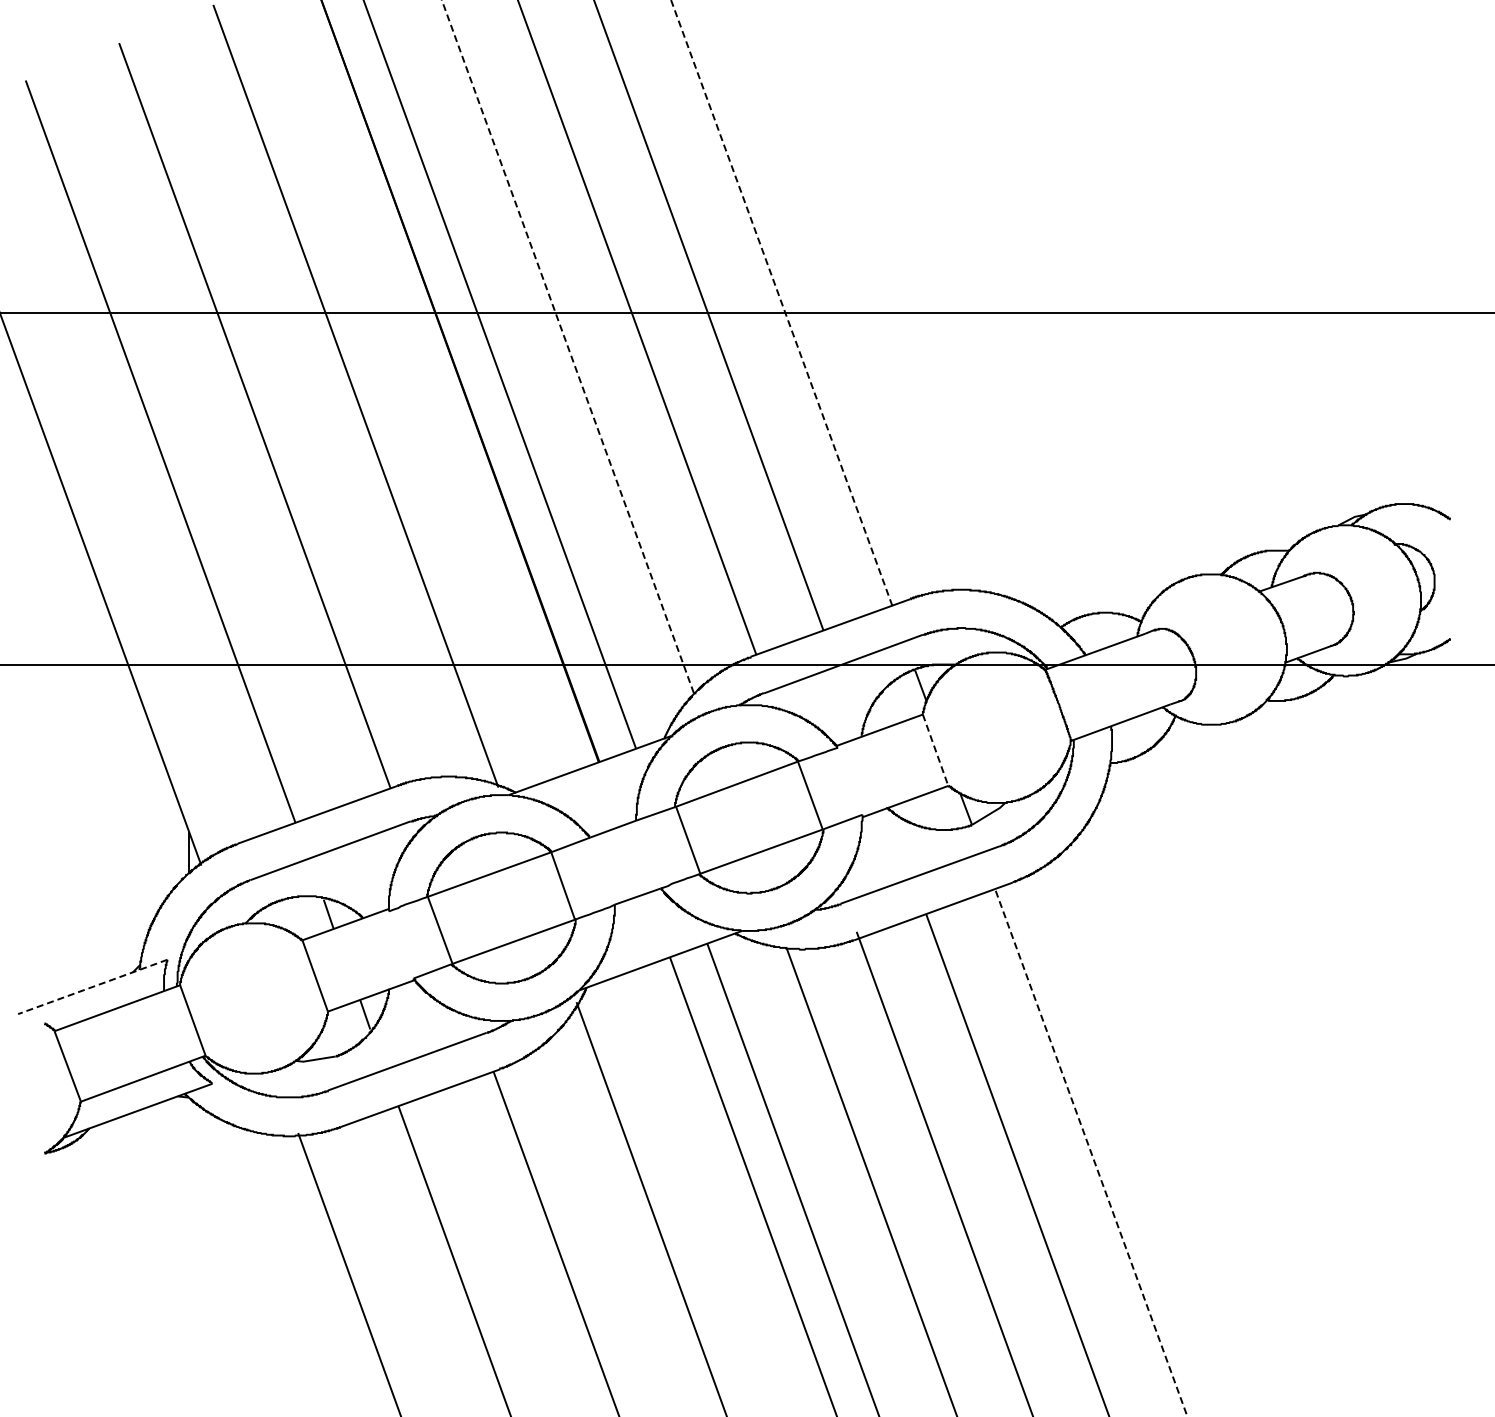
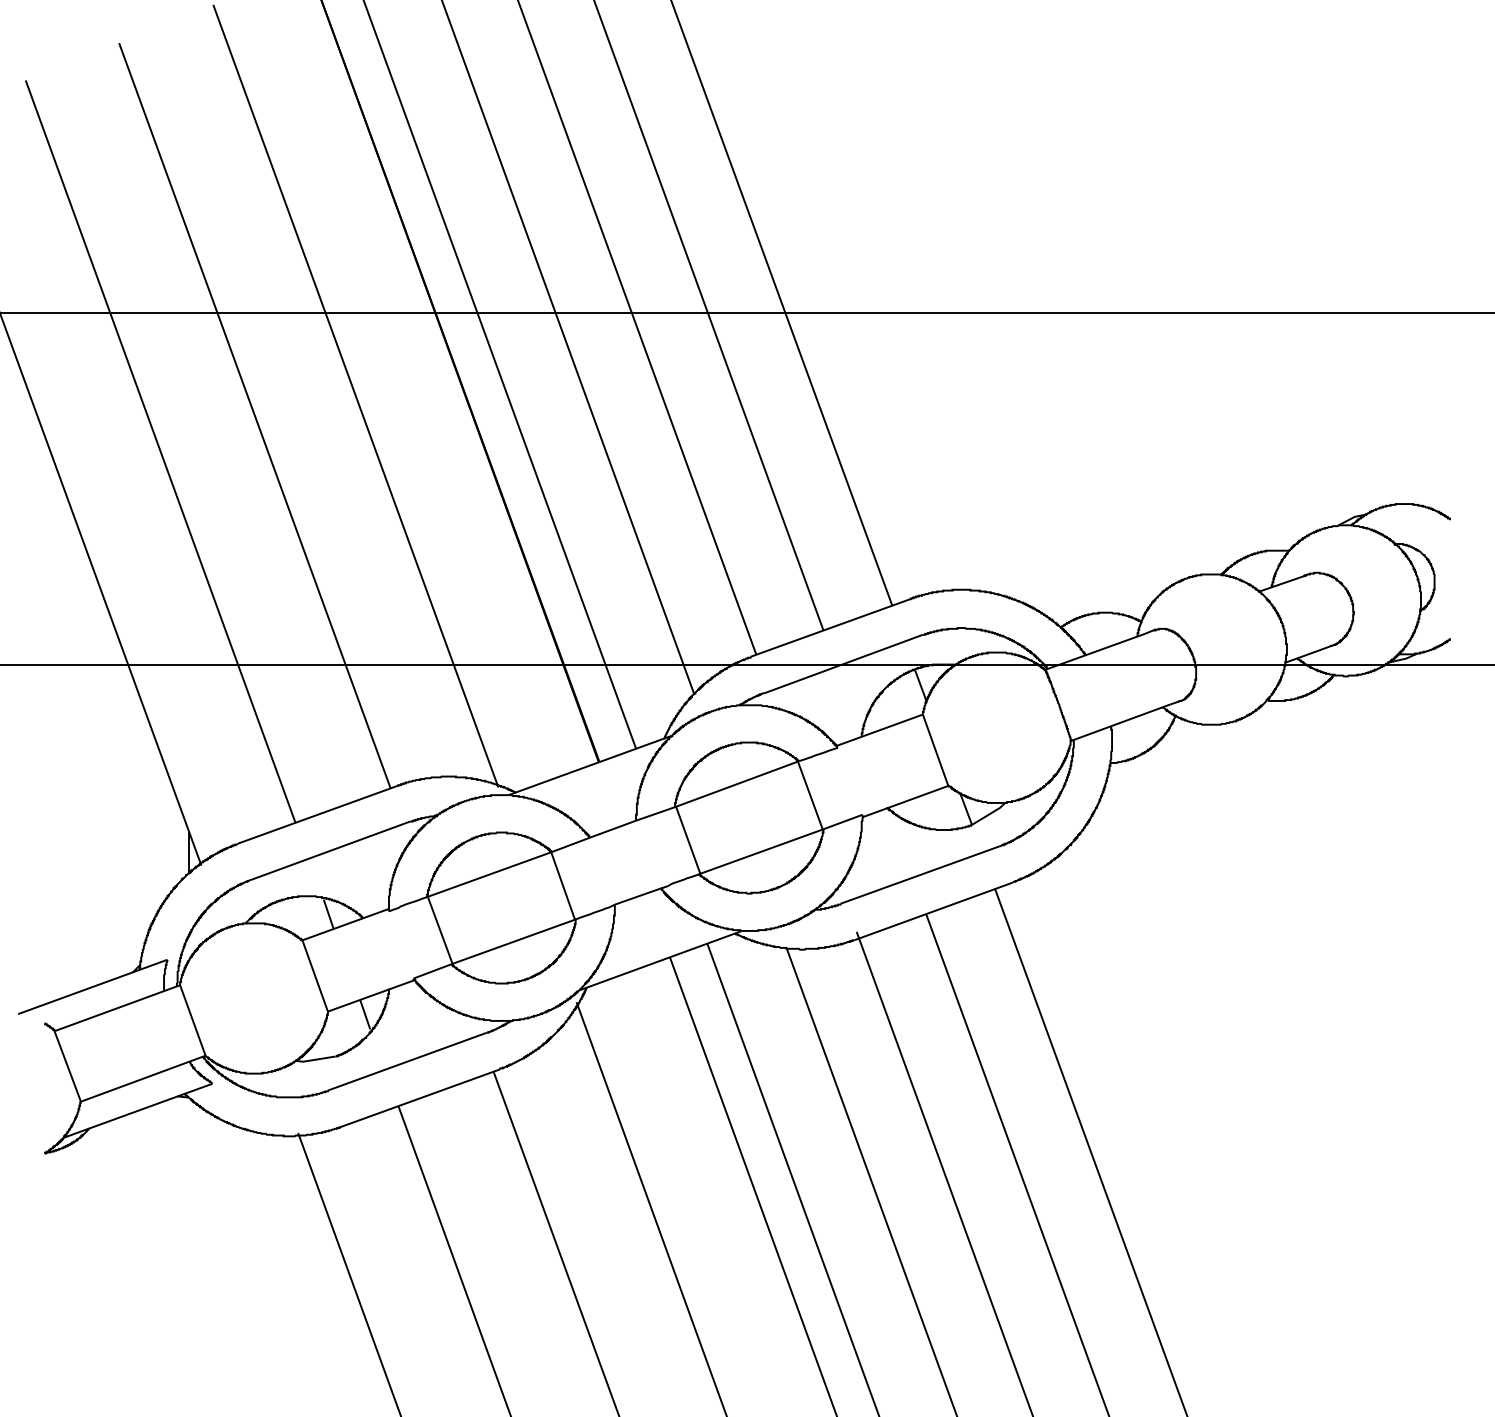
line: dashed -> solid (781, 302)
line: dashed -> solid (568, 347)
line: dashed -> solid (935, 750)
line: dashed -> solid (92, 987)
line: dashed -> solid (1091, 1152)
